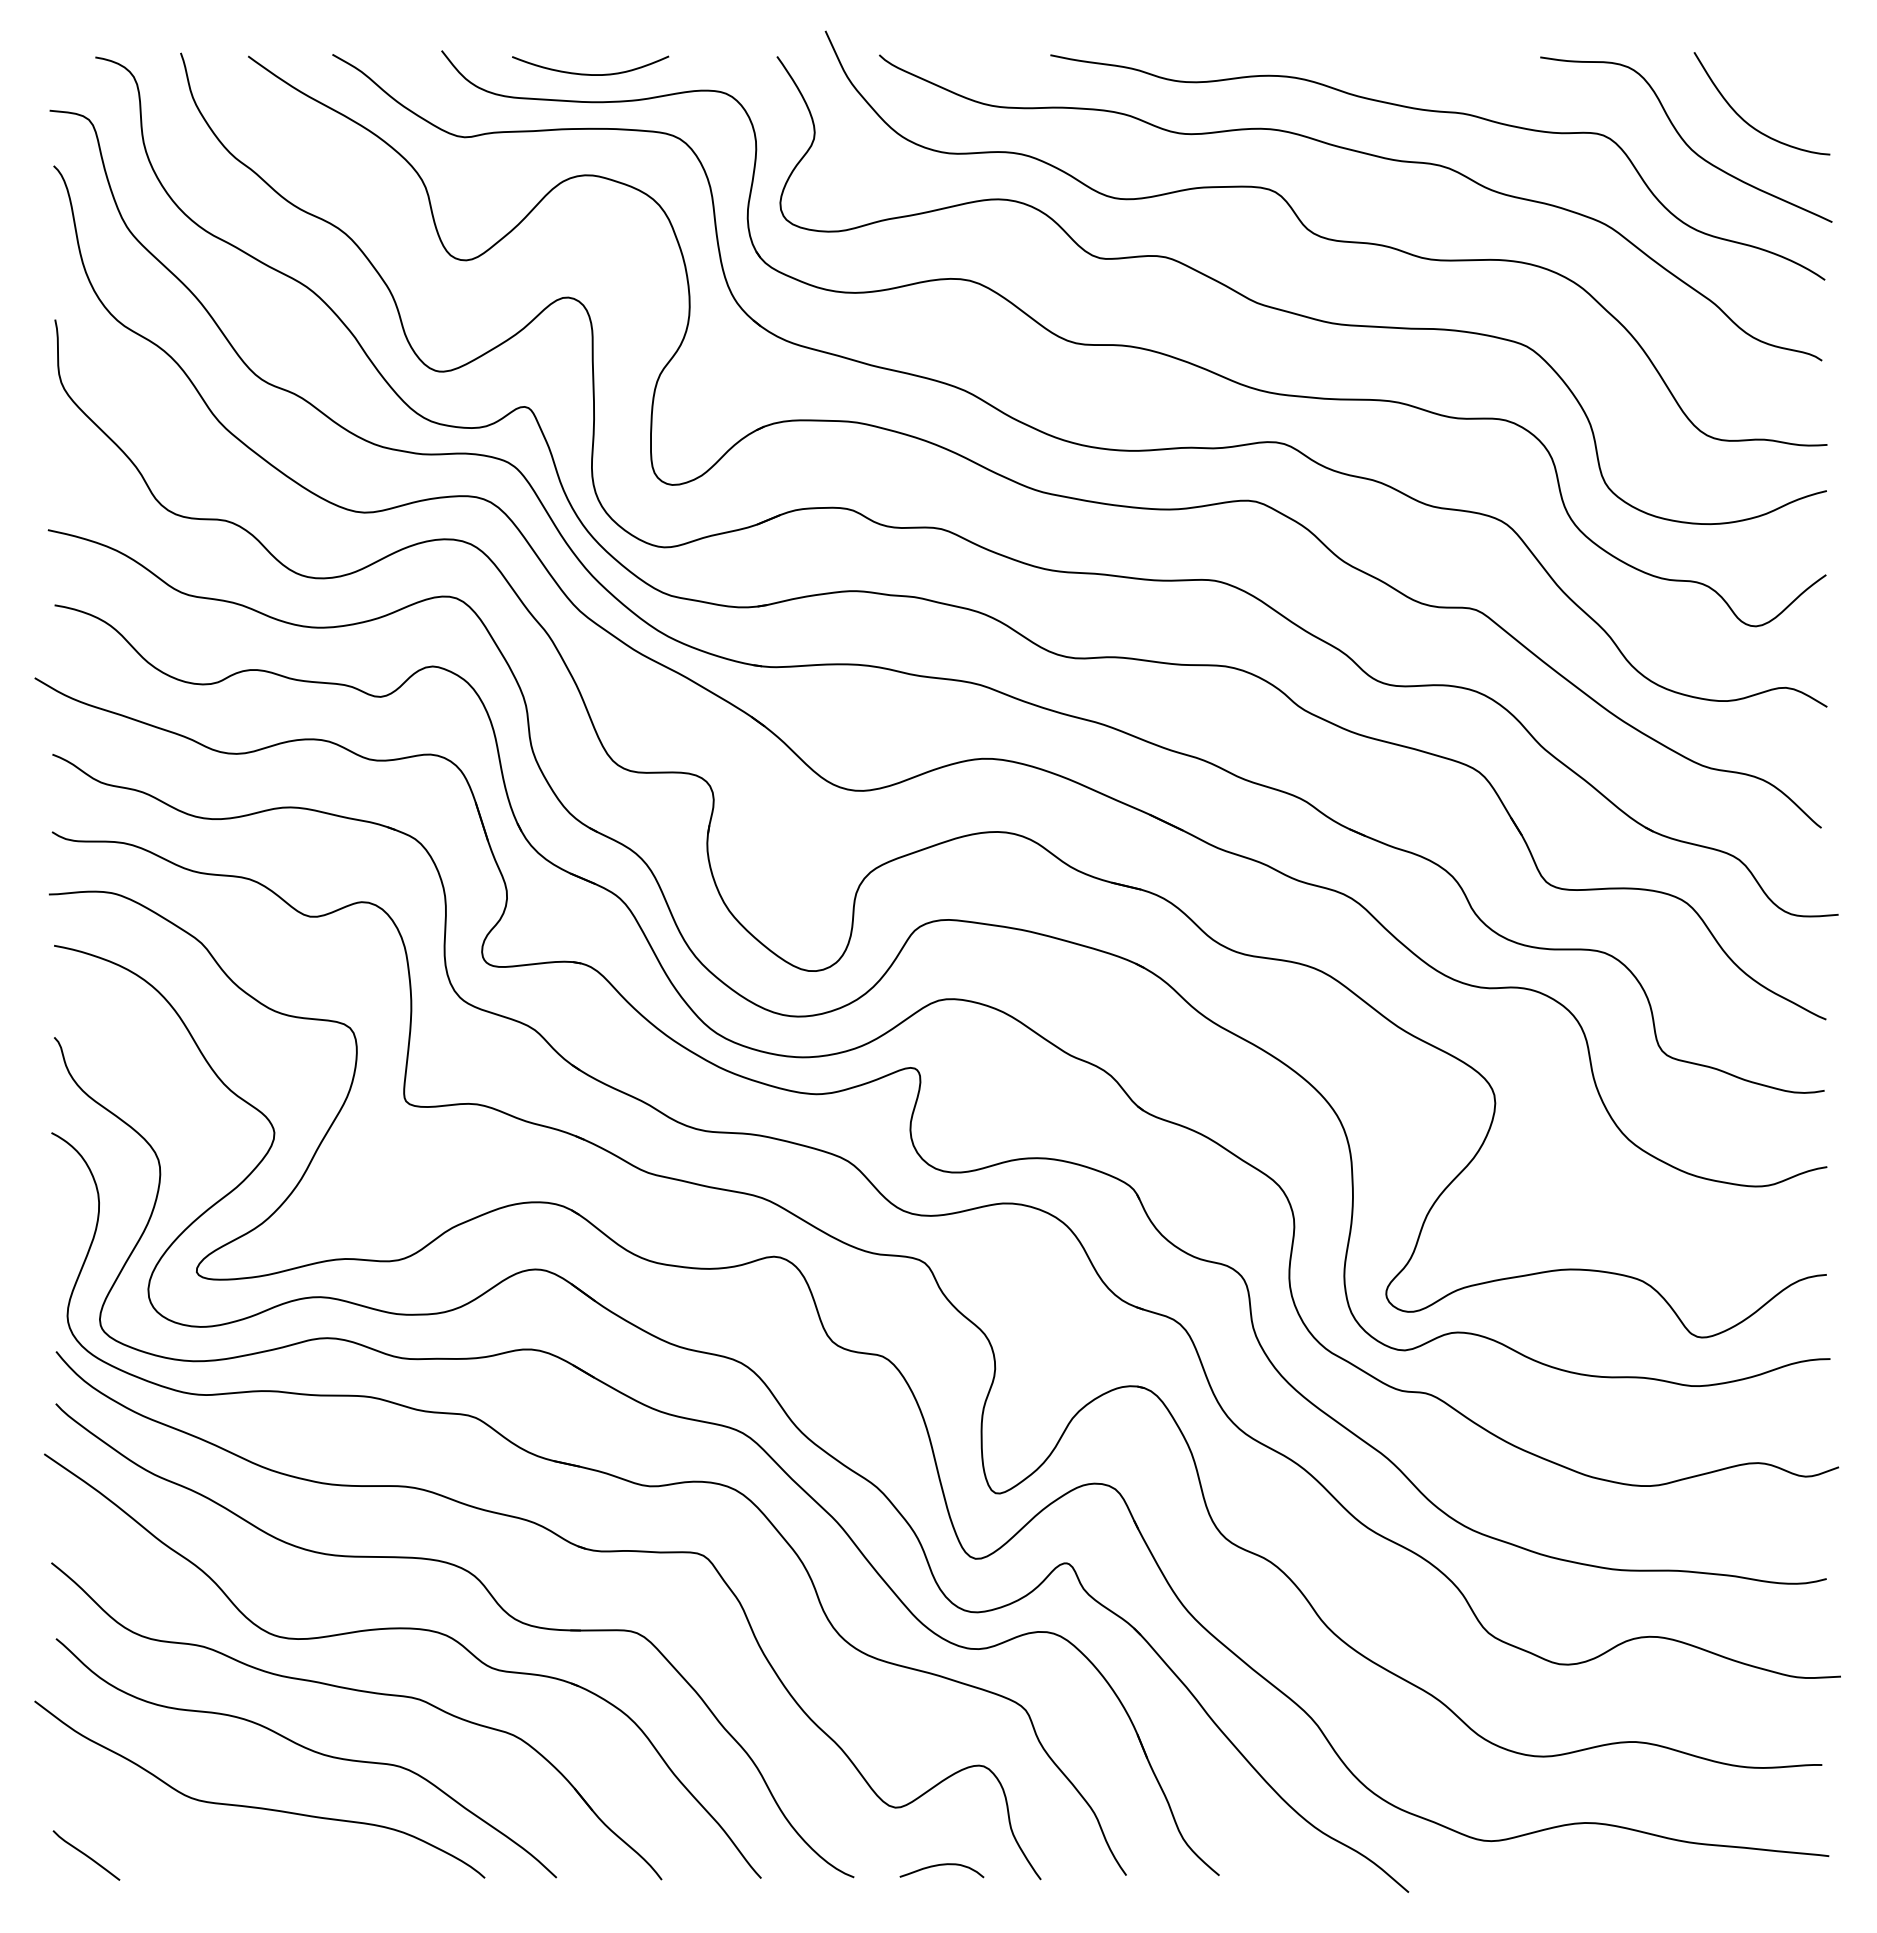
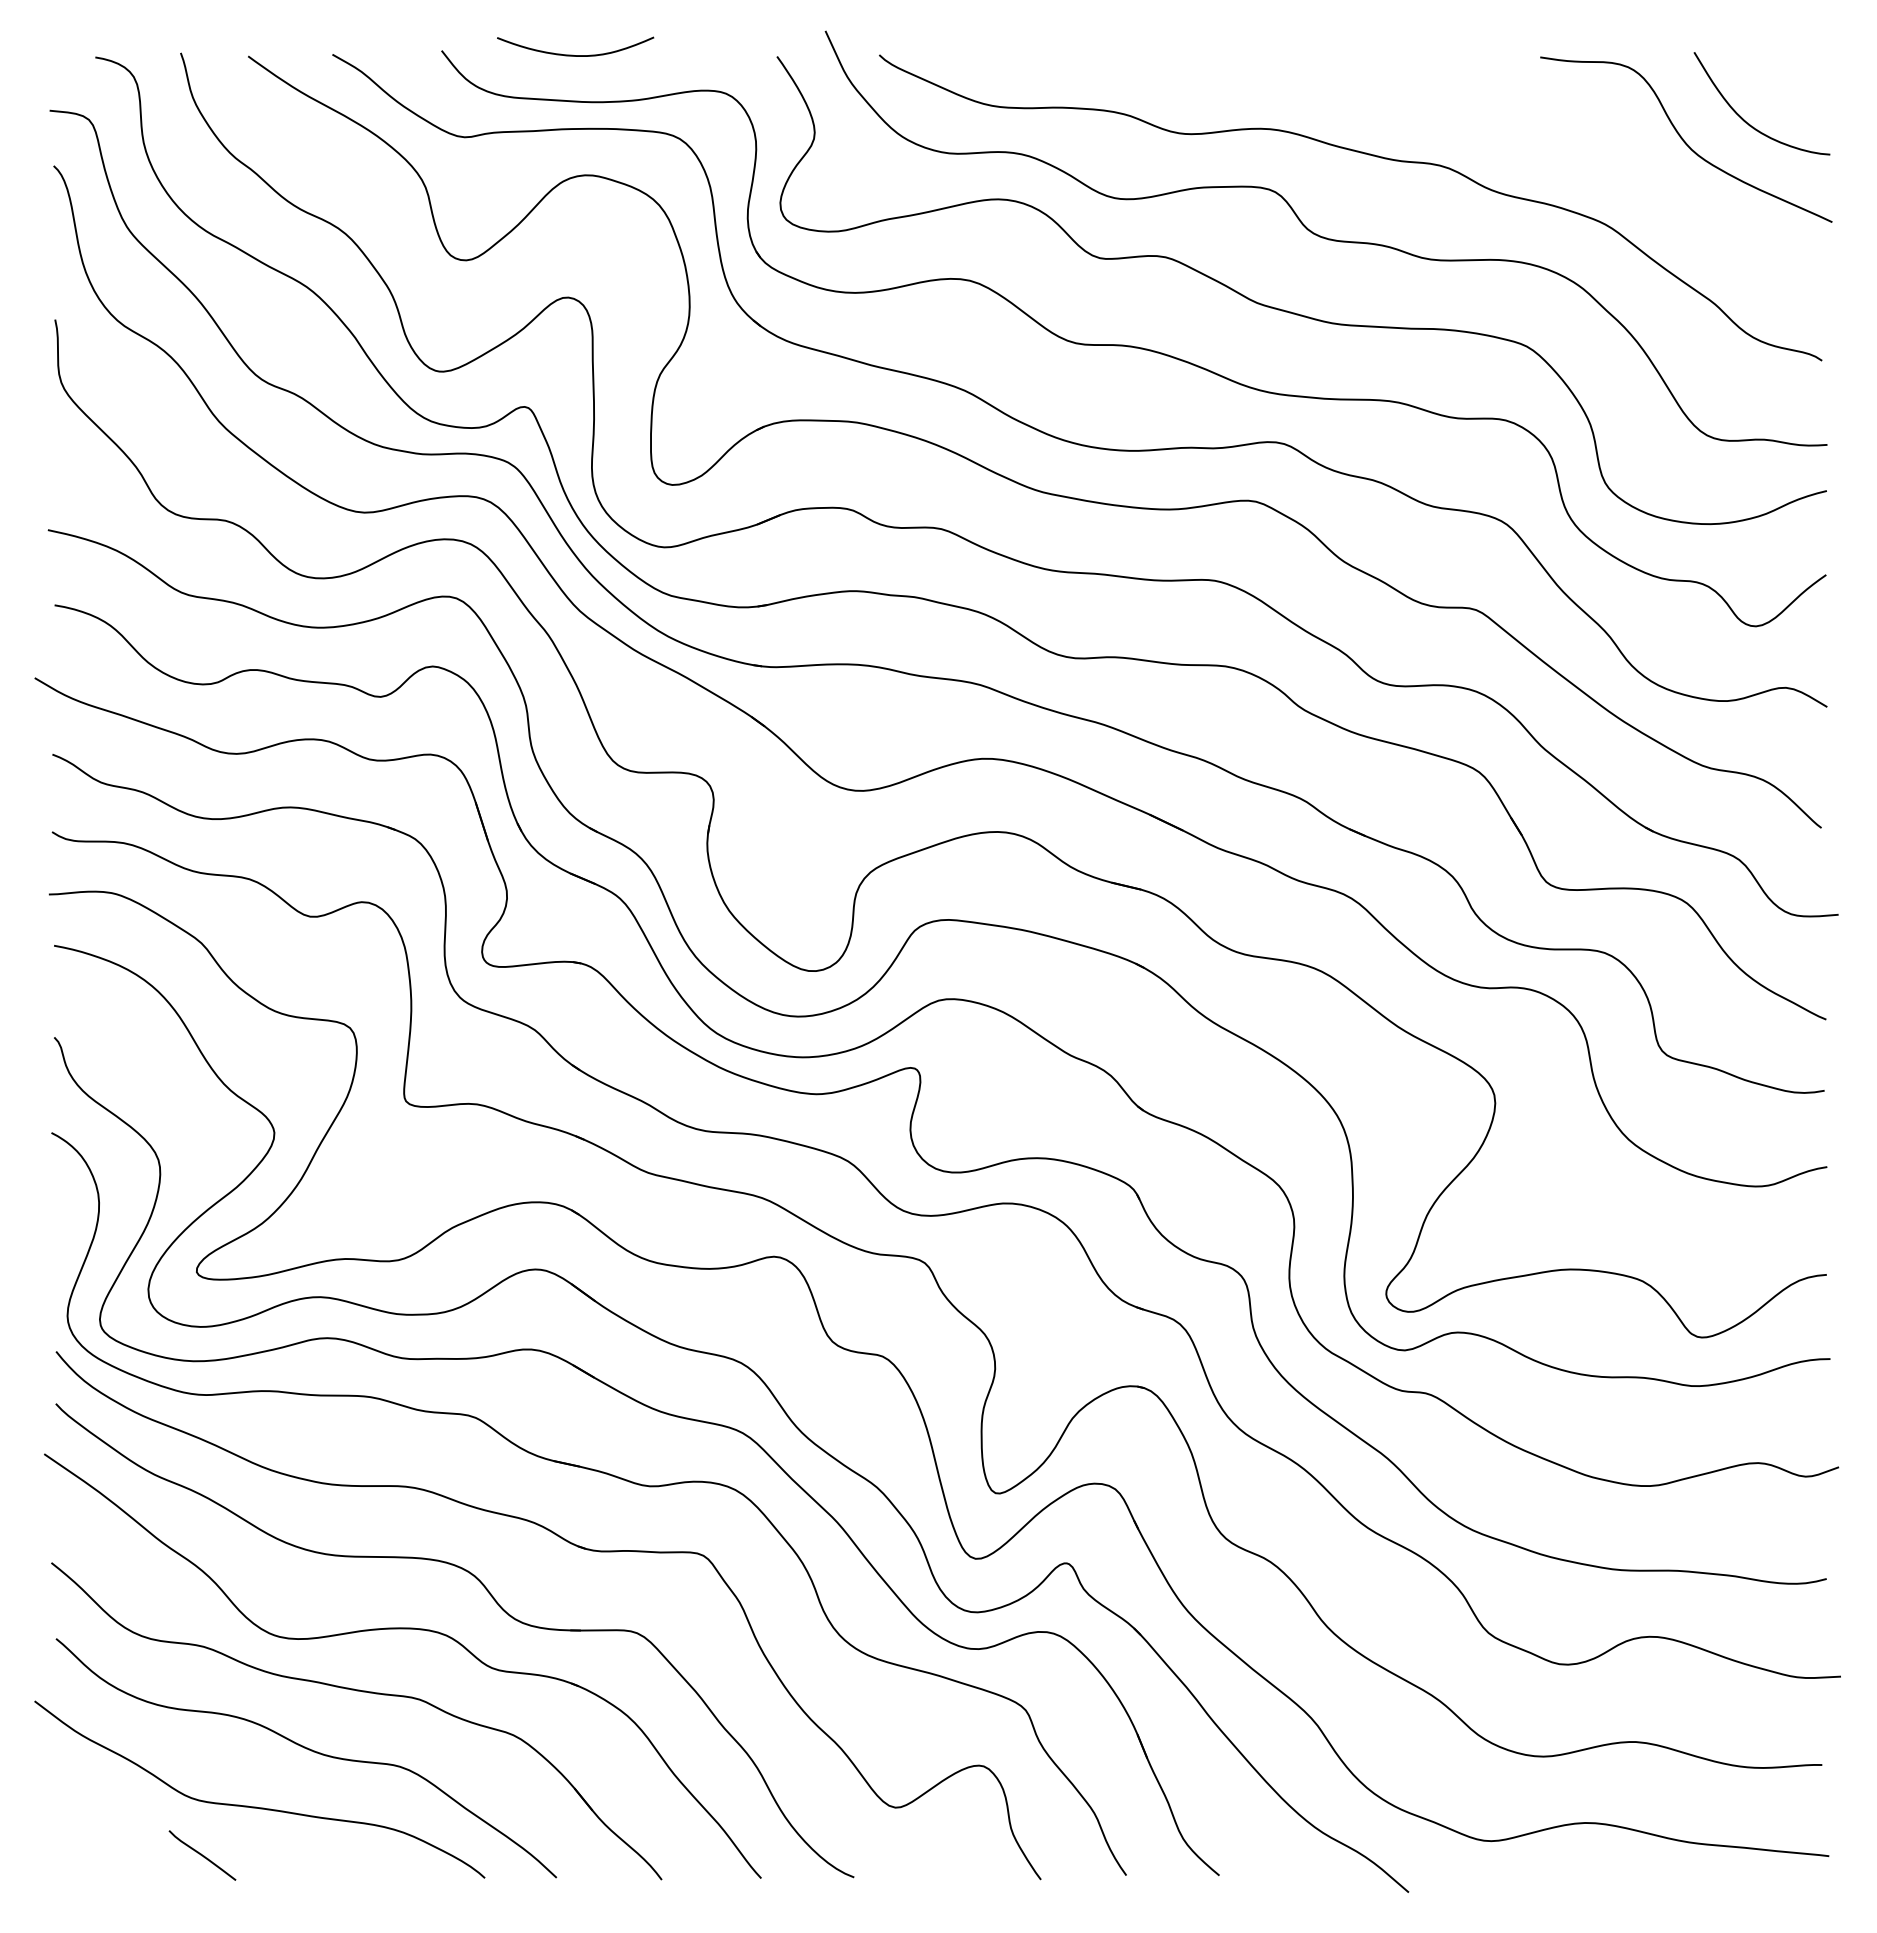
curve position: (587, 73) -> (572, 54) (572, 54)
curve: present -> none (1447, 113)
curve position: (86, 1855) -> (202, 1855) (202, 1855)
curve: present -> none (941, 1865)
